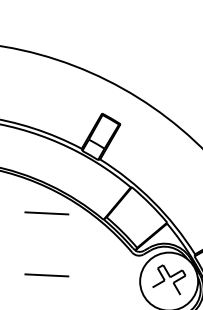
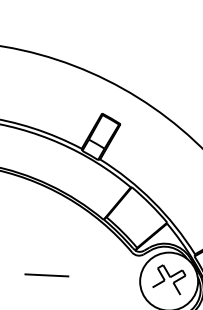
line: present -> none (46, 213)
